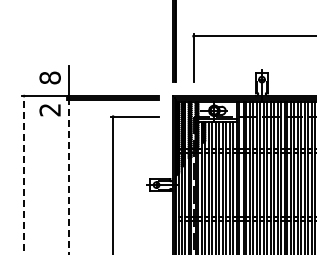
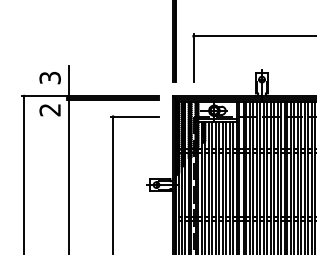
text: 8 -> 3 (49, 77)
line: dashed -> solid (24, 175)
line: dashed -> solid (68, 176)
